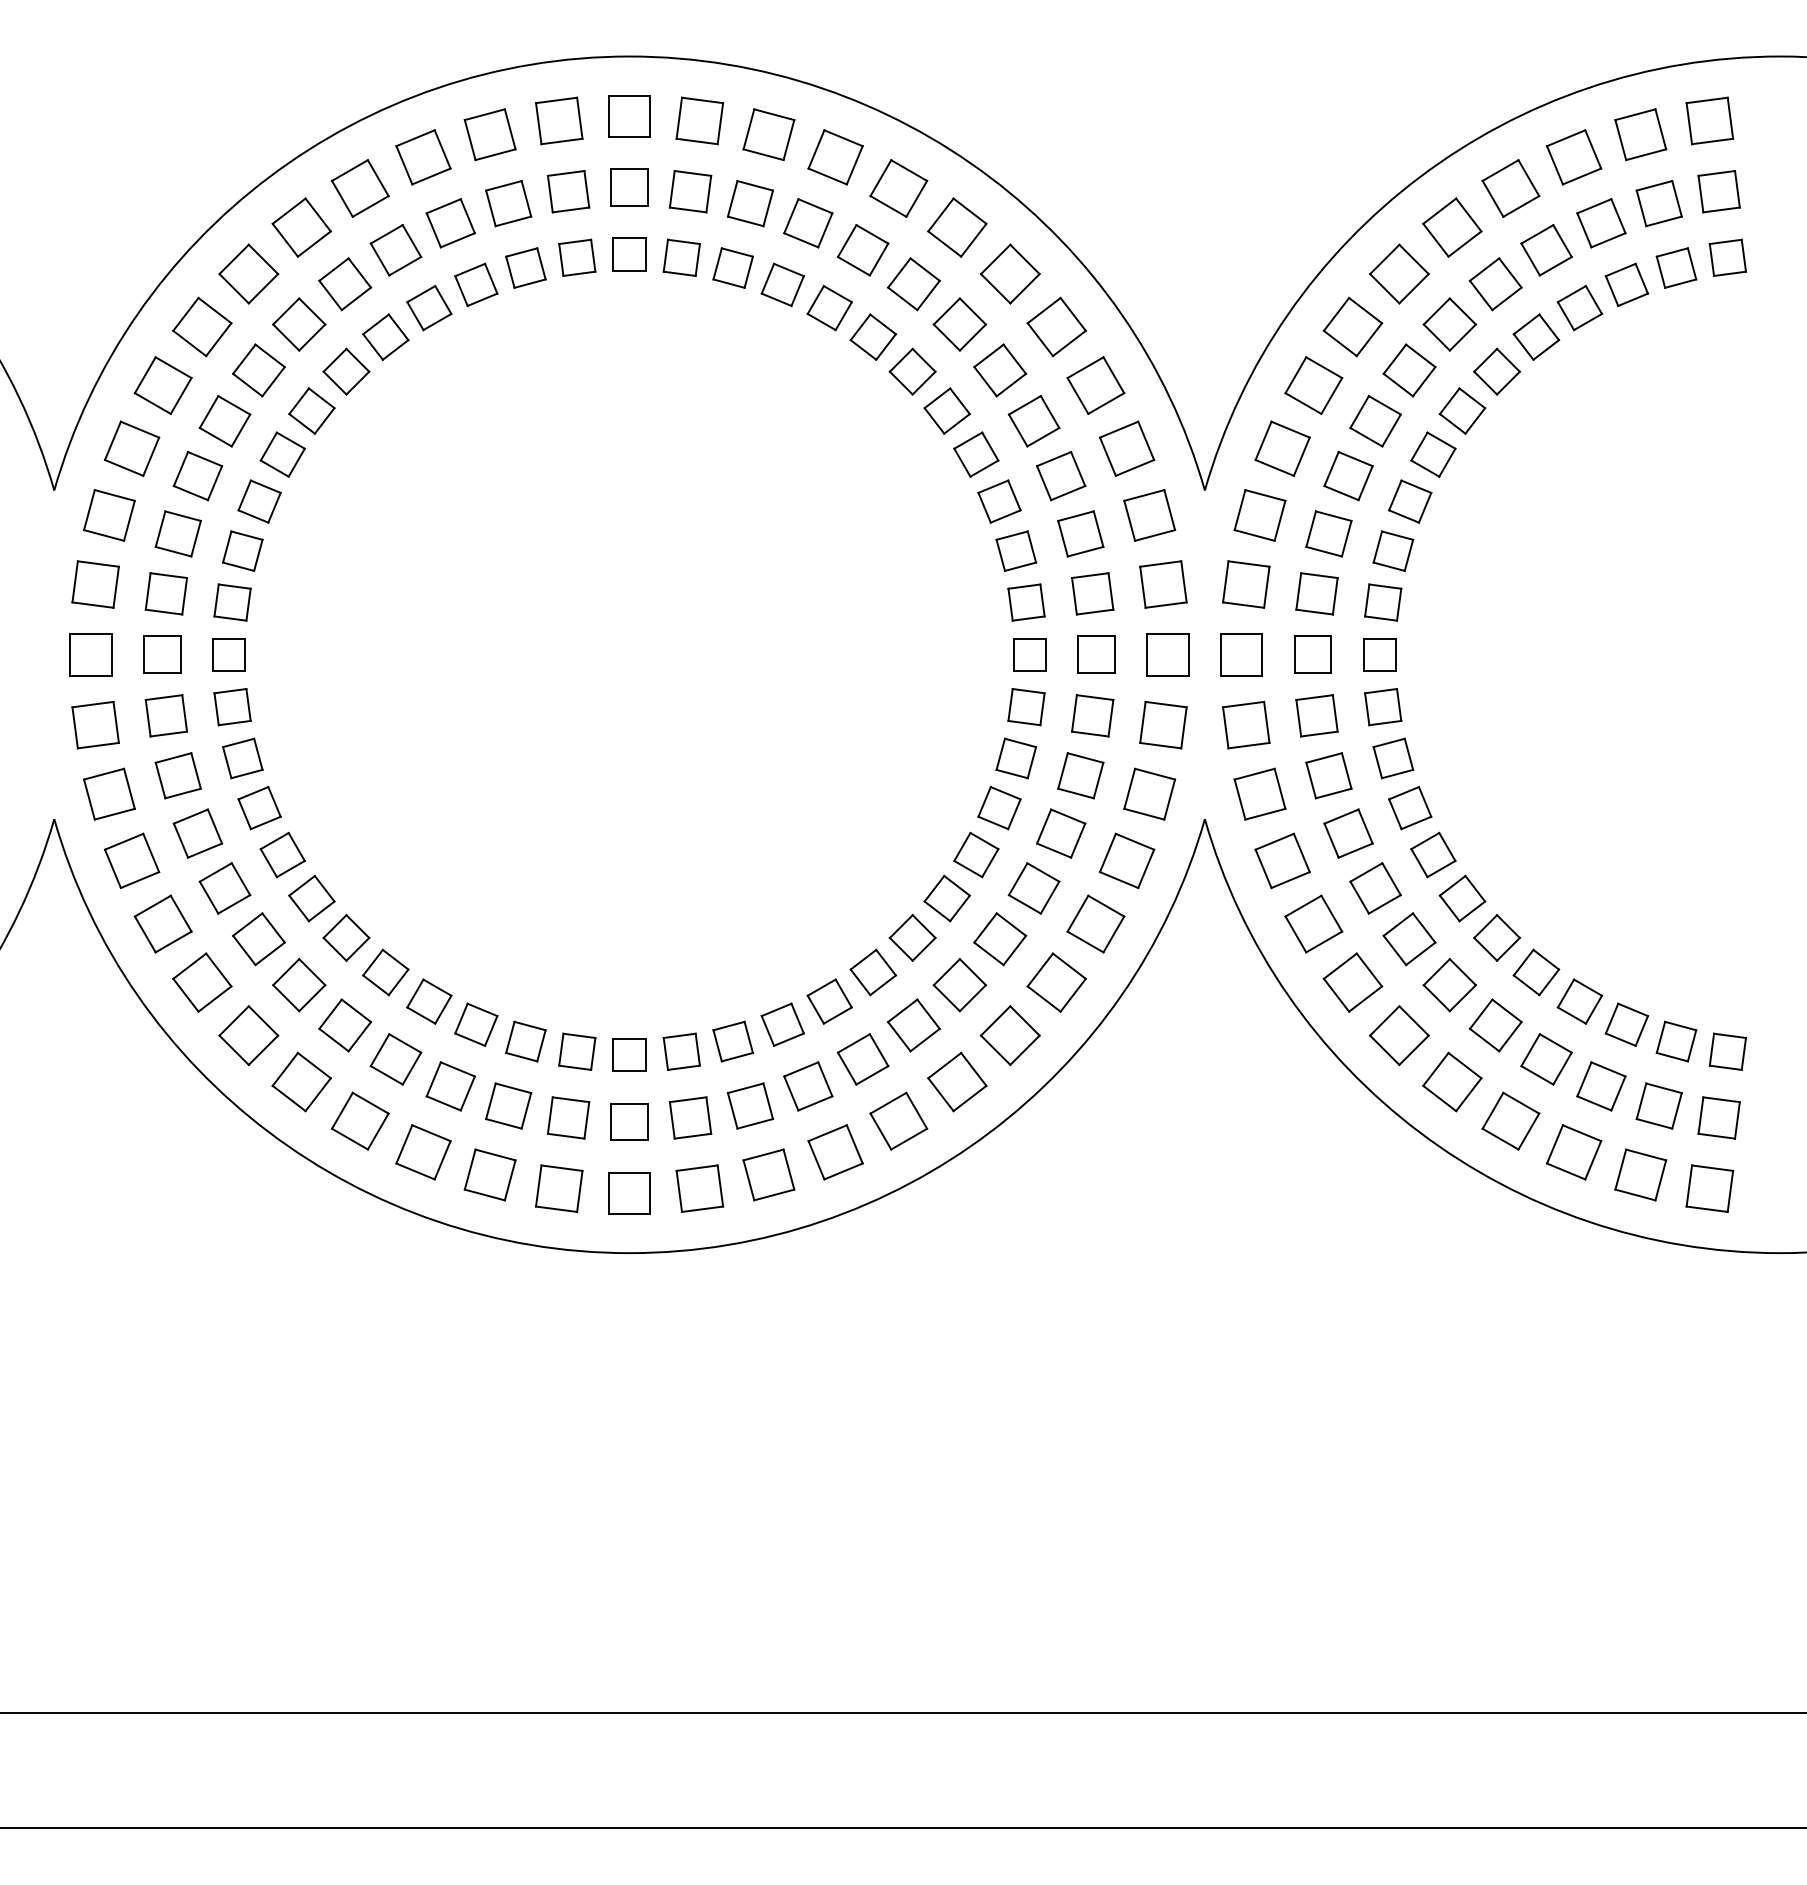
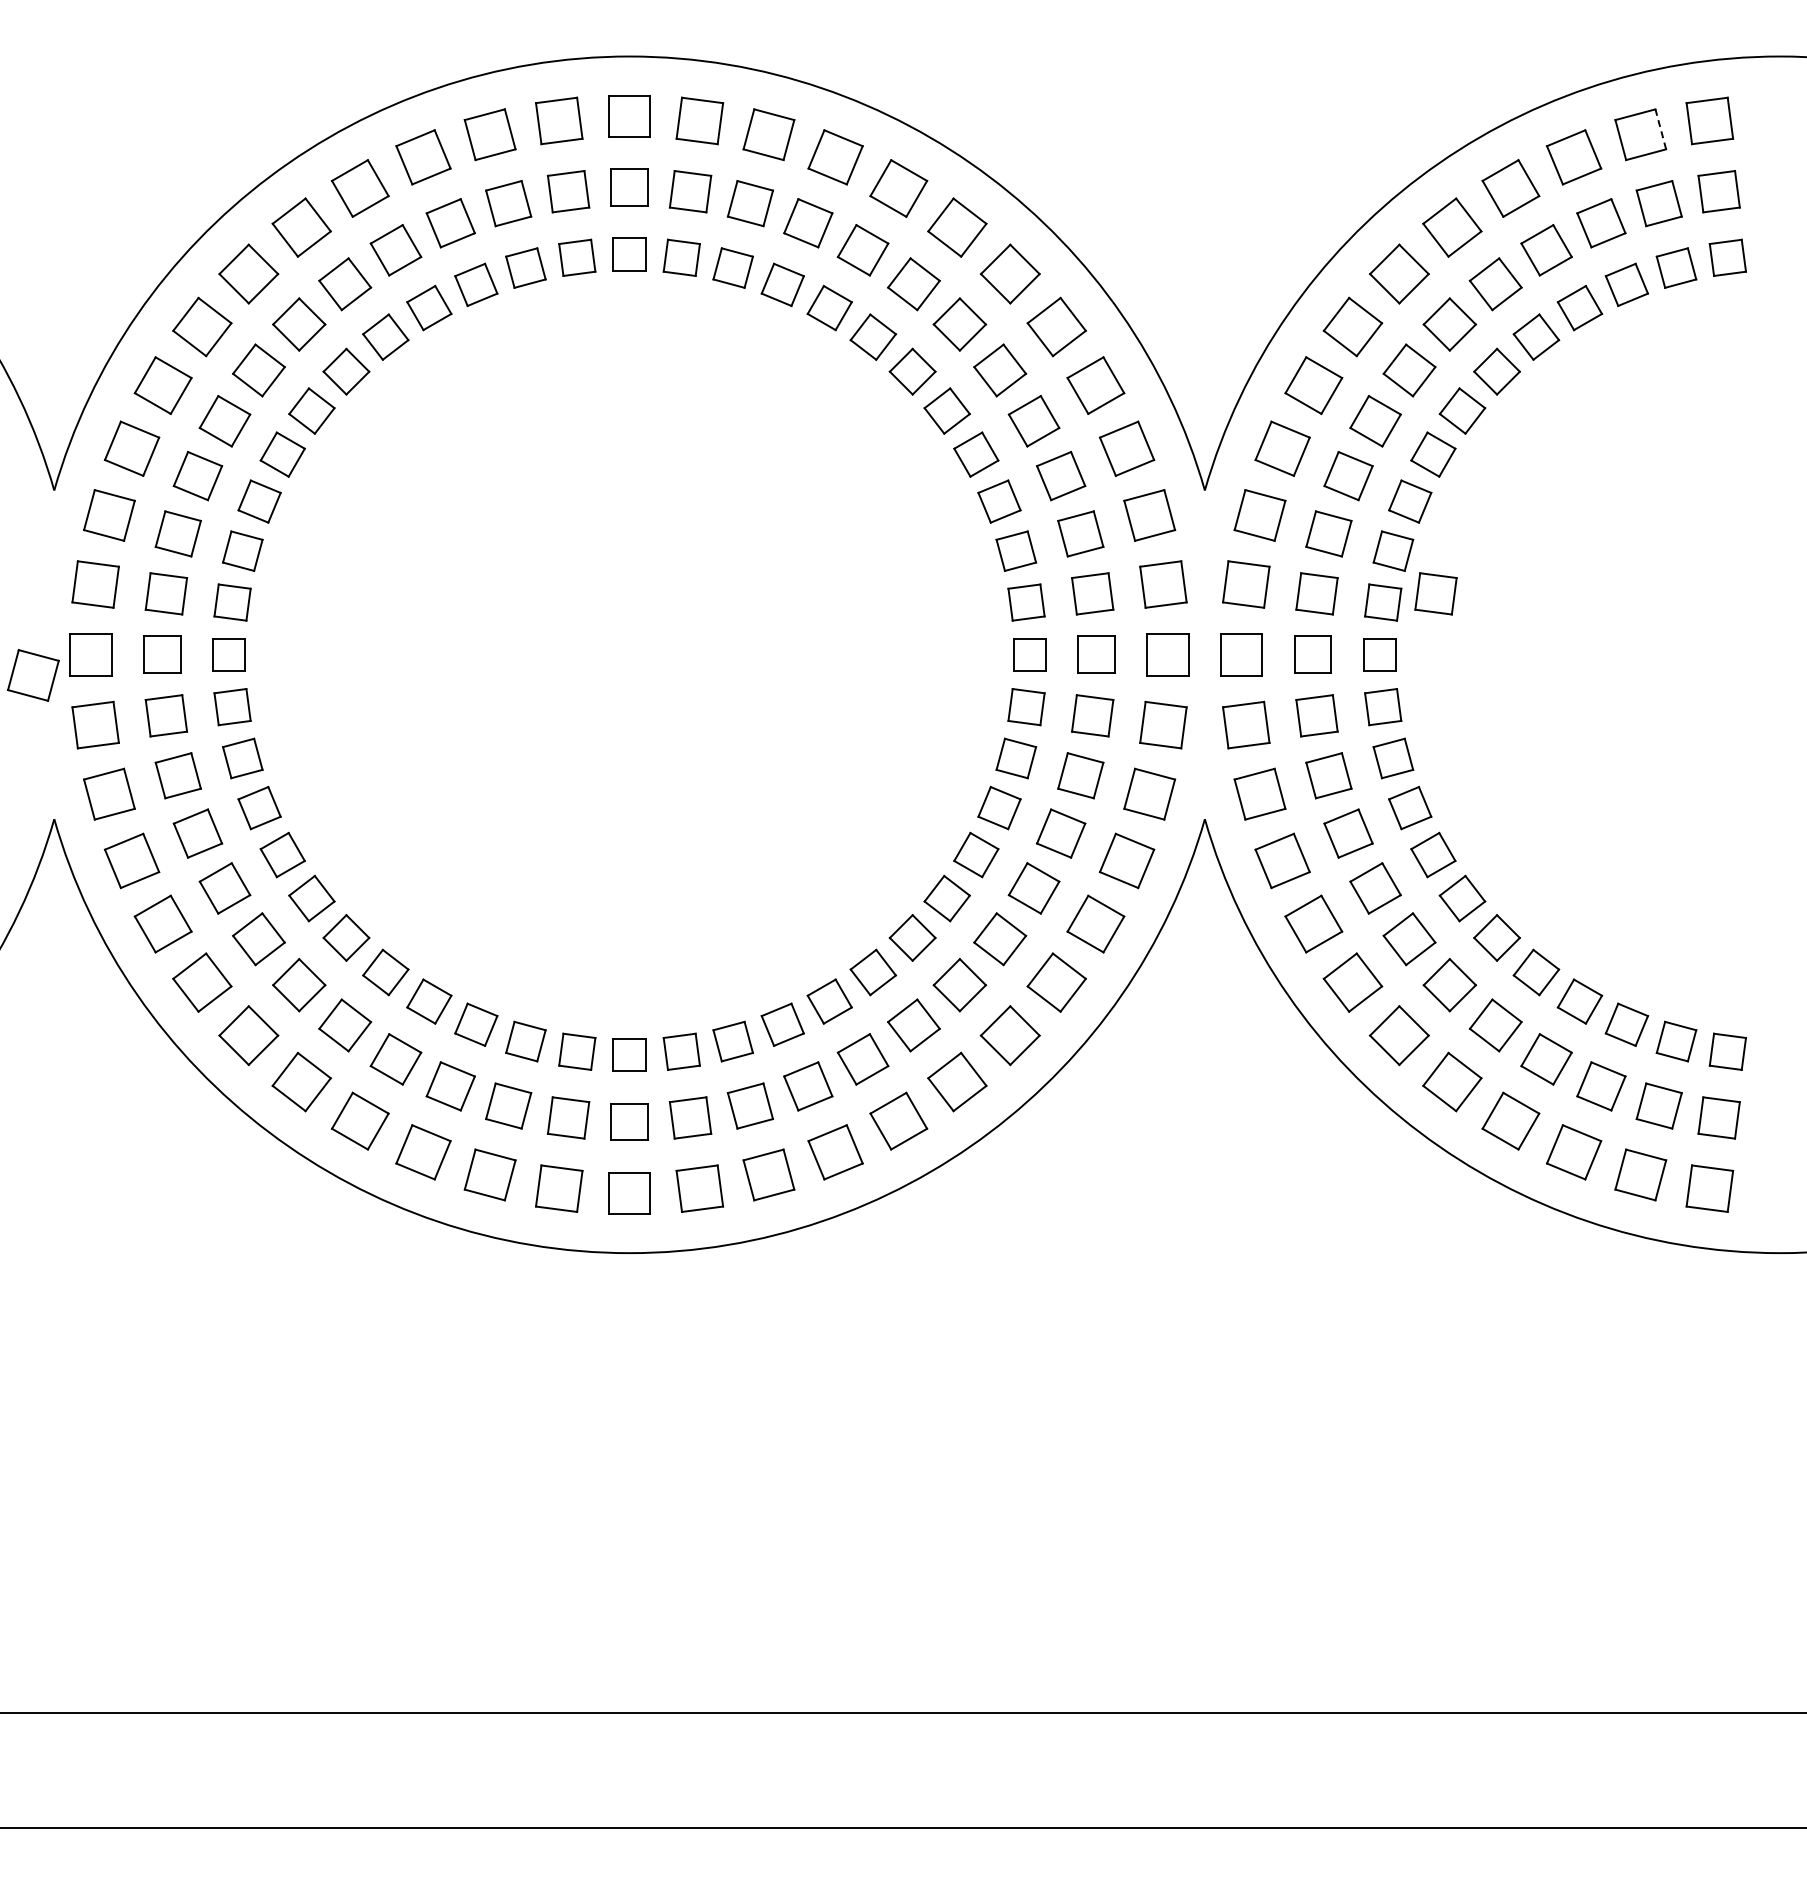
line: solid -> dashed (1660, 129)
part: none -> present (1435, 593)
part: none -> present (33, 675)
